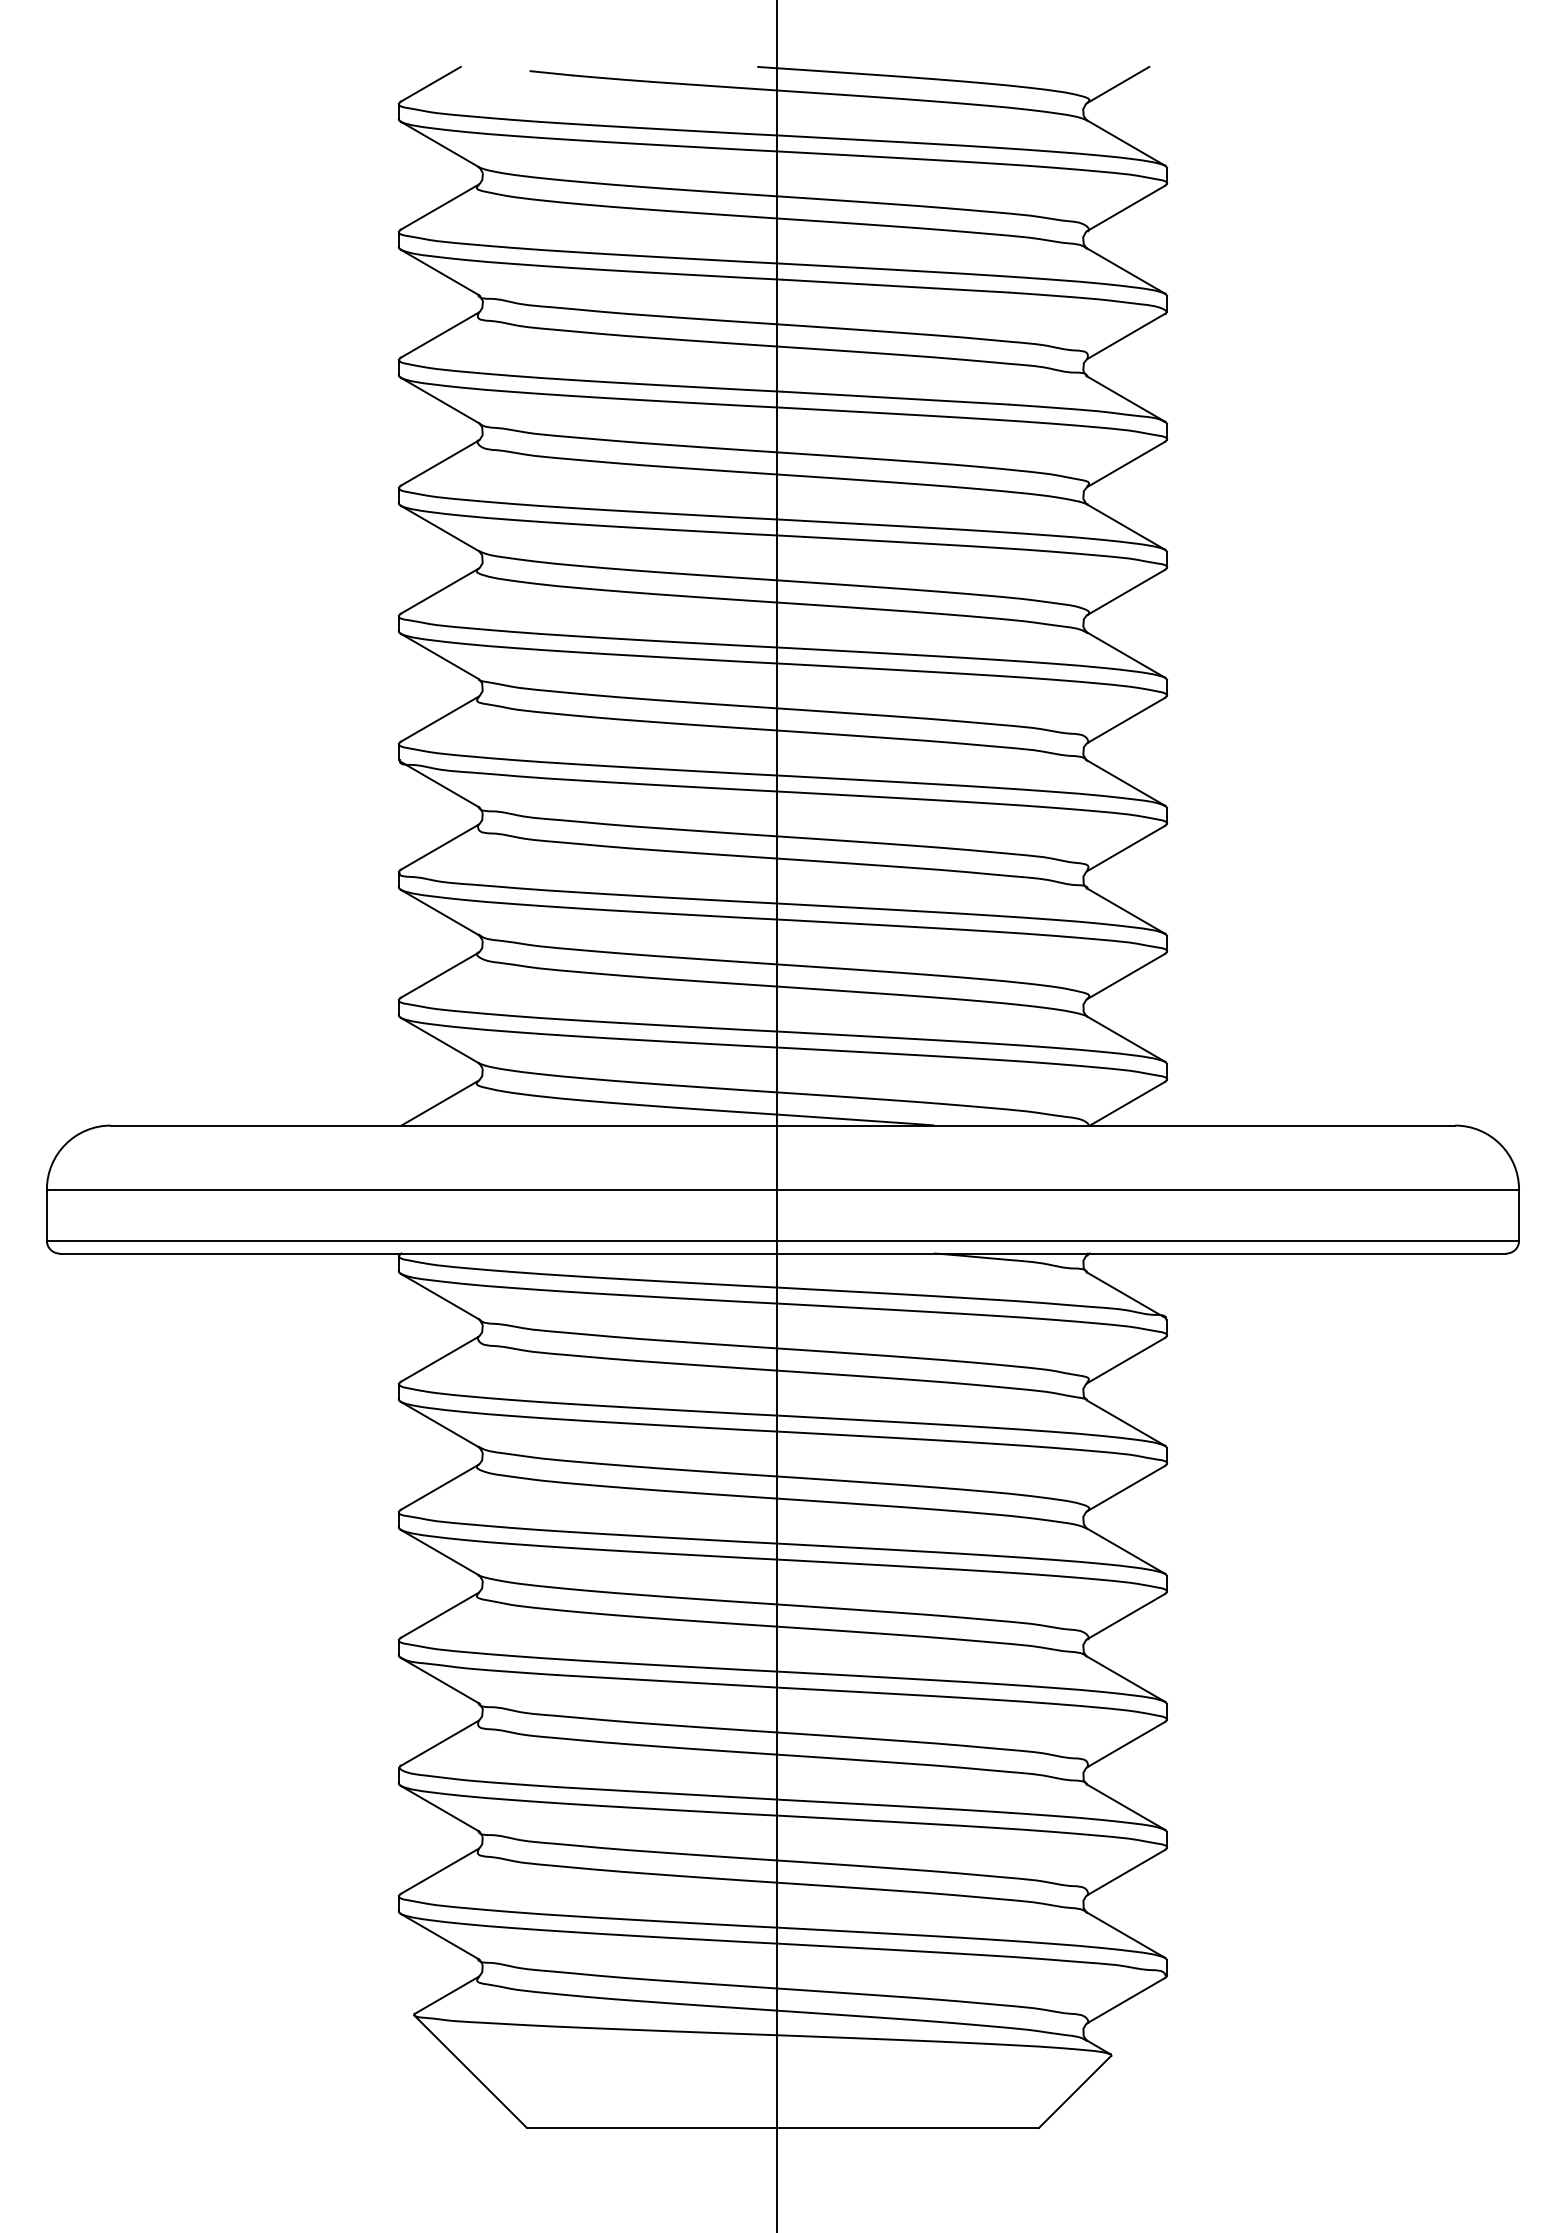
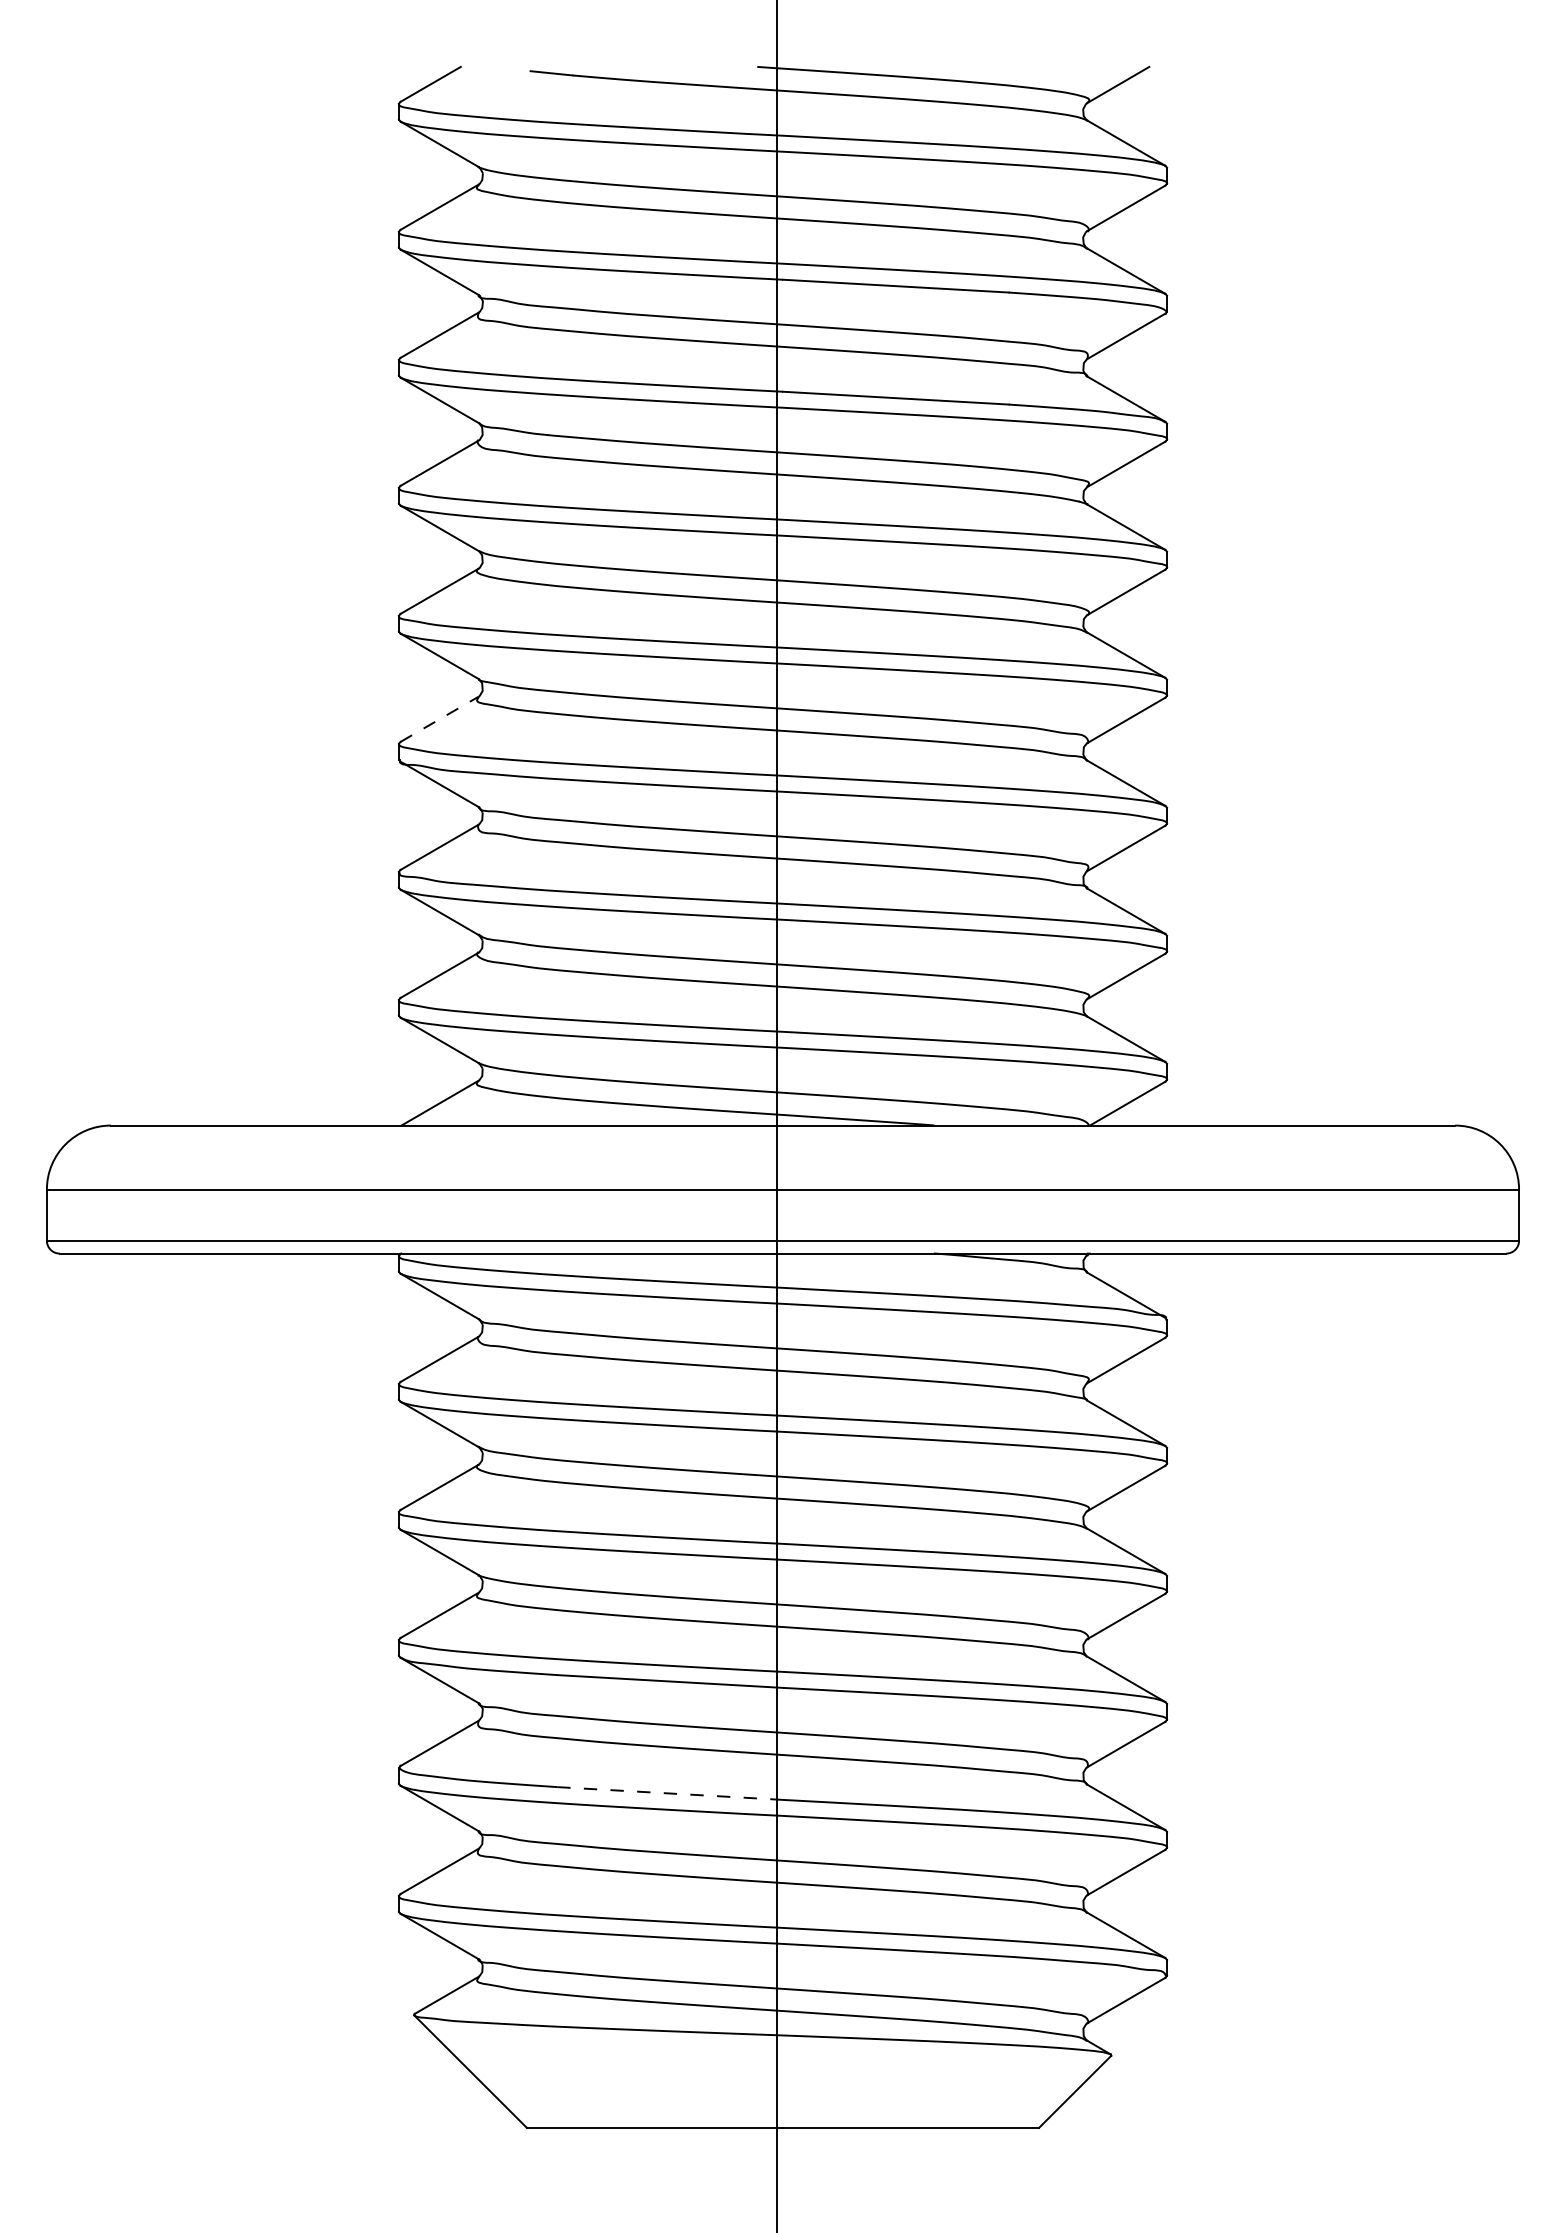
line: solid -> dashed (440, 719)
line: solid -> dashed (670, 1793)
